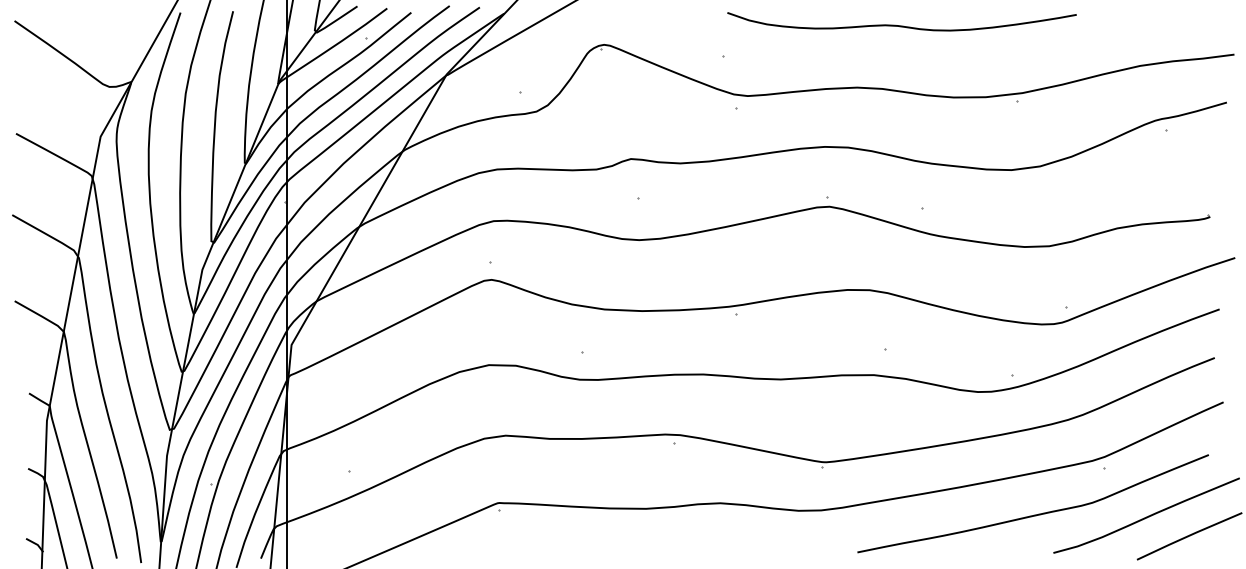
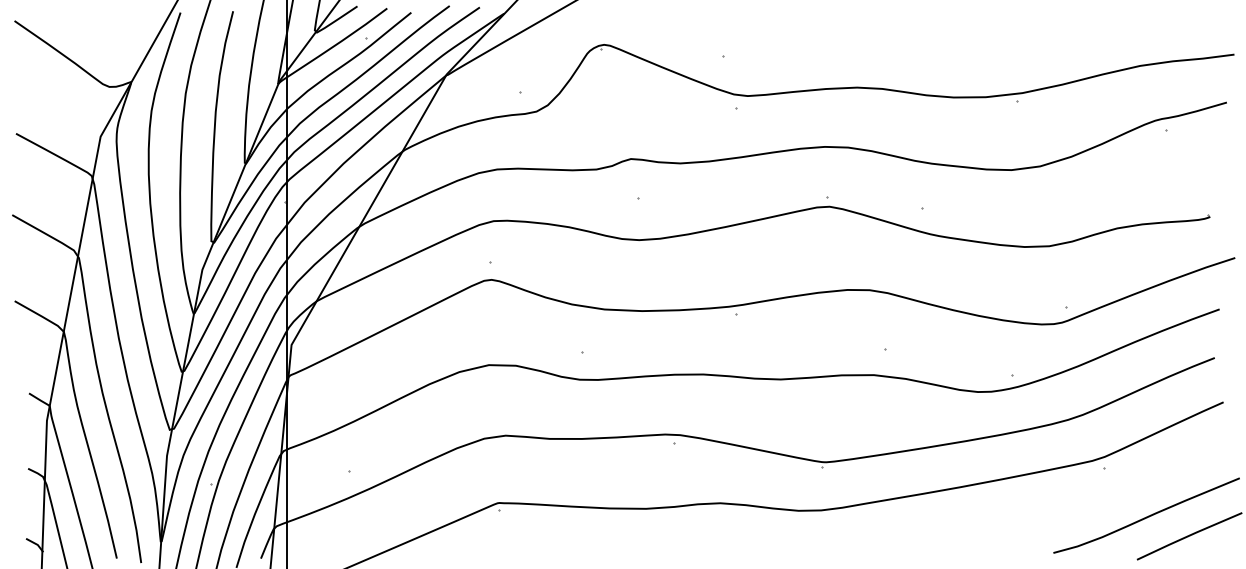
curve: present -> none (901, 25)
curve: present -> none (1034, 514)
